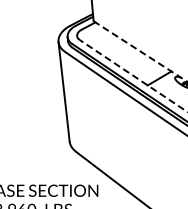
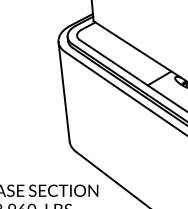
line: dashed -> solid (140, 51)
line: dashed -> solid (133, 76)
